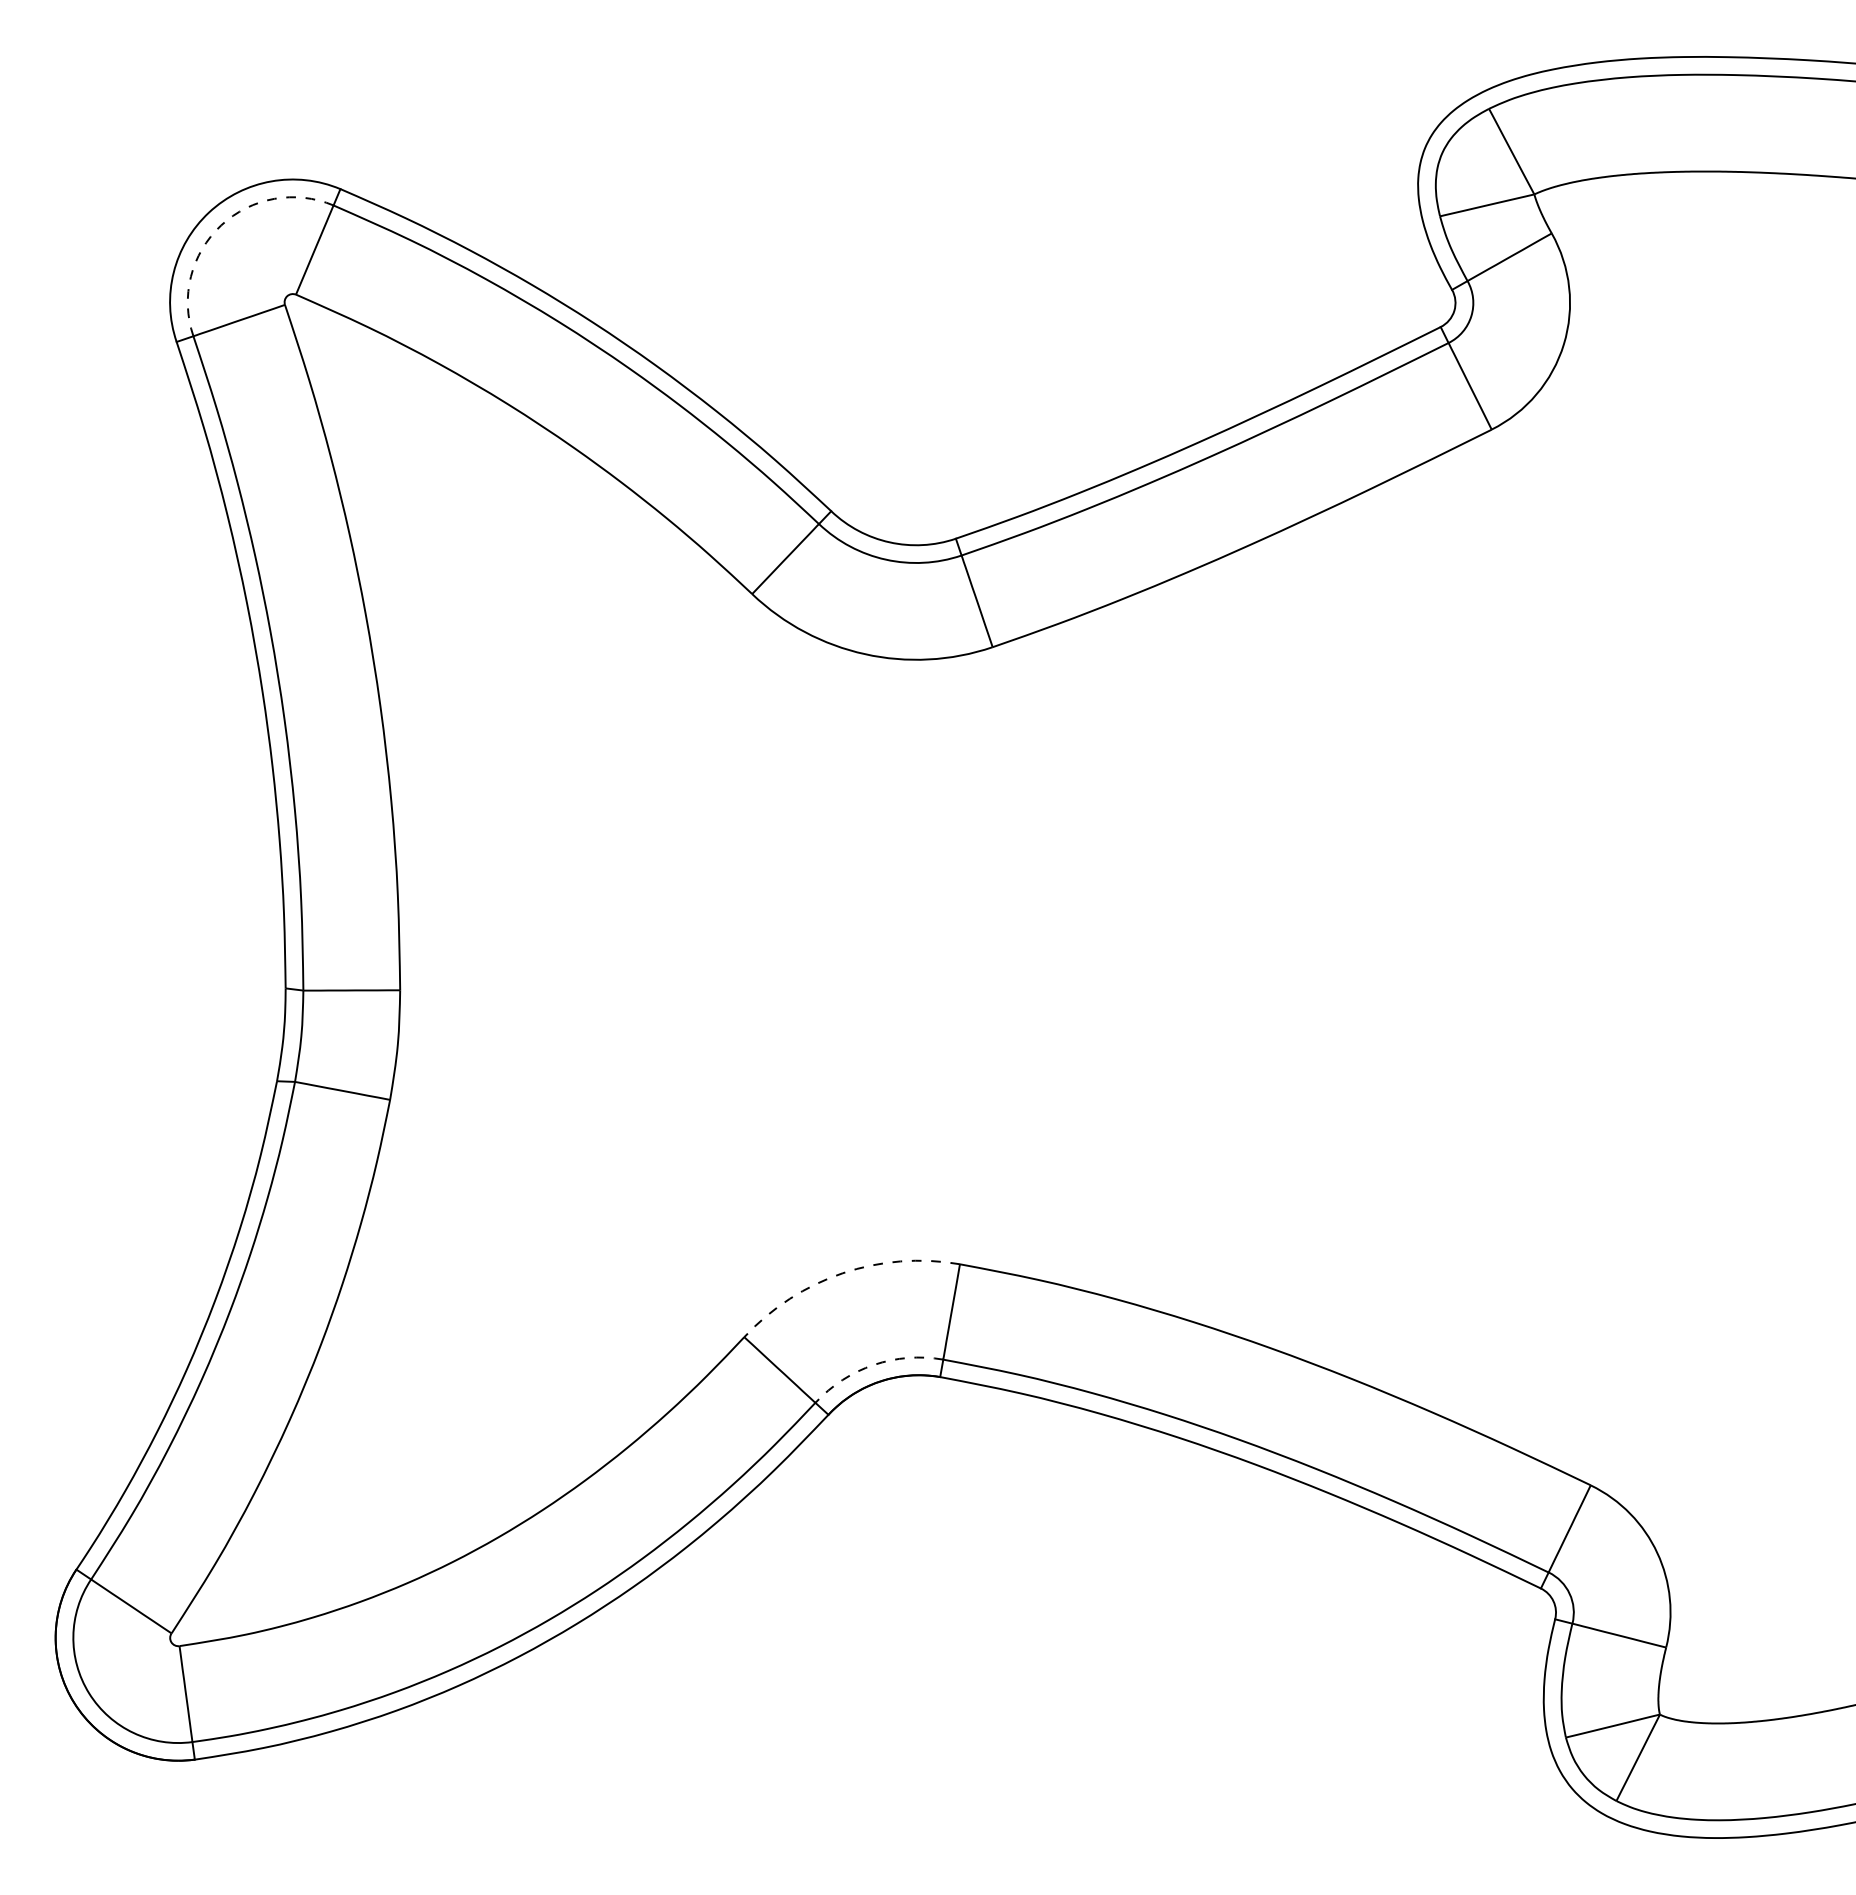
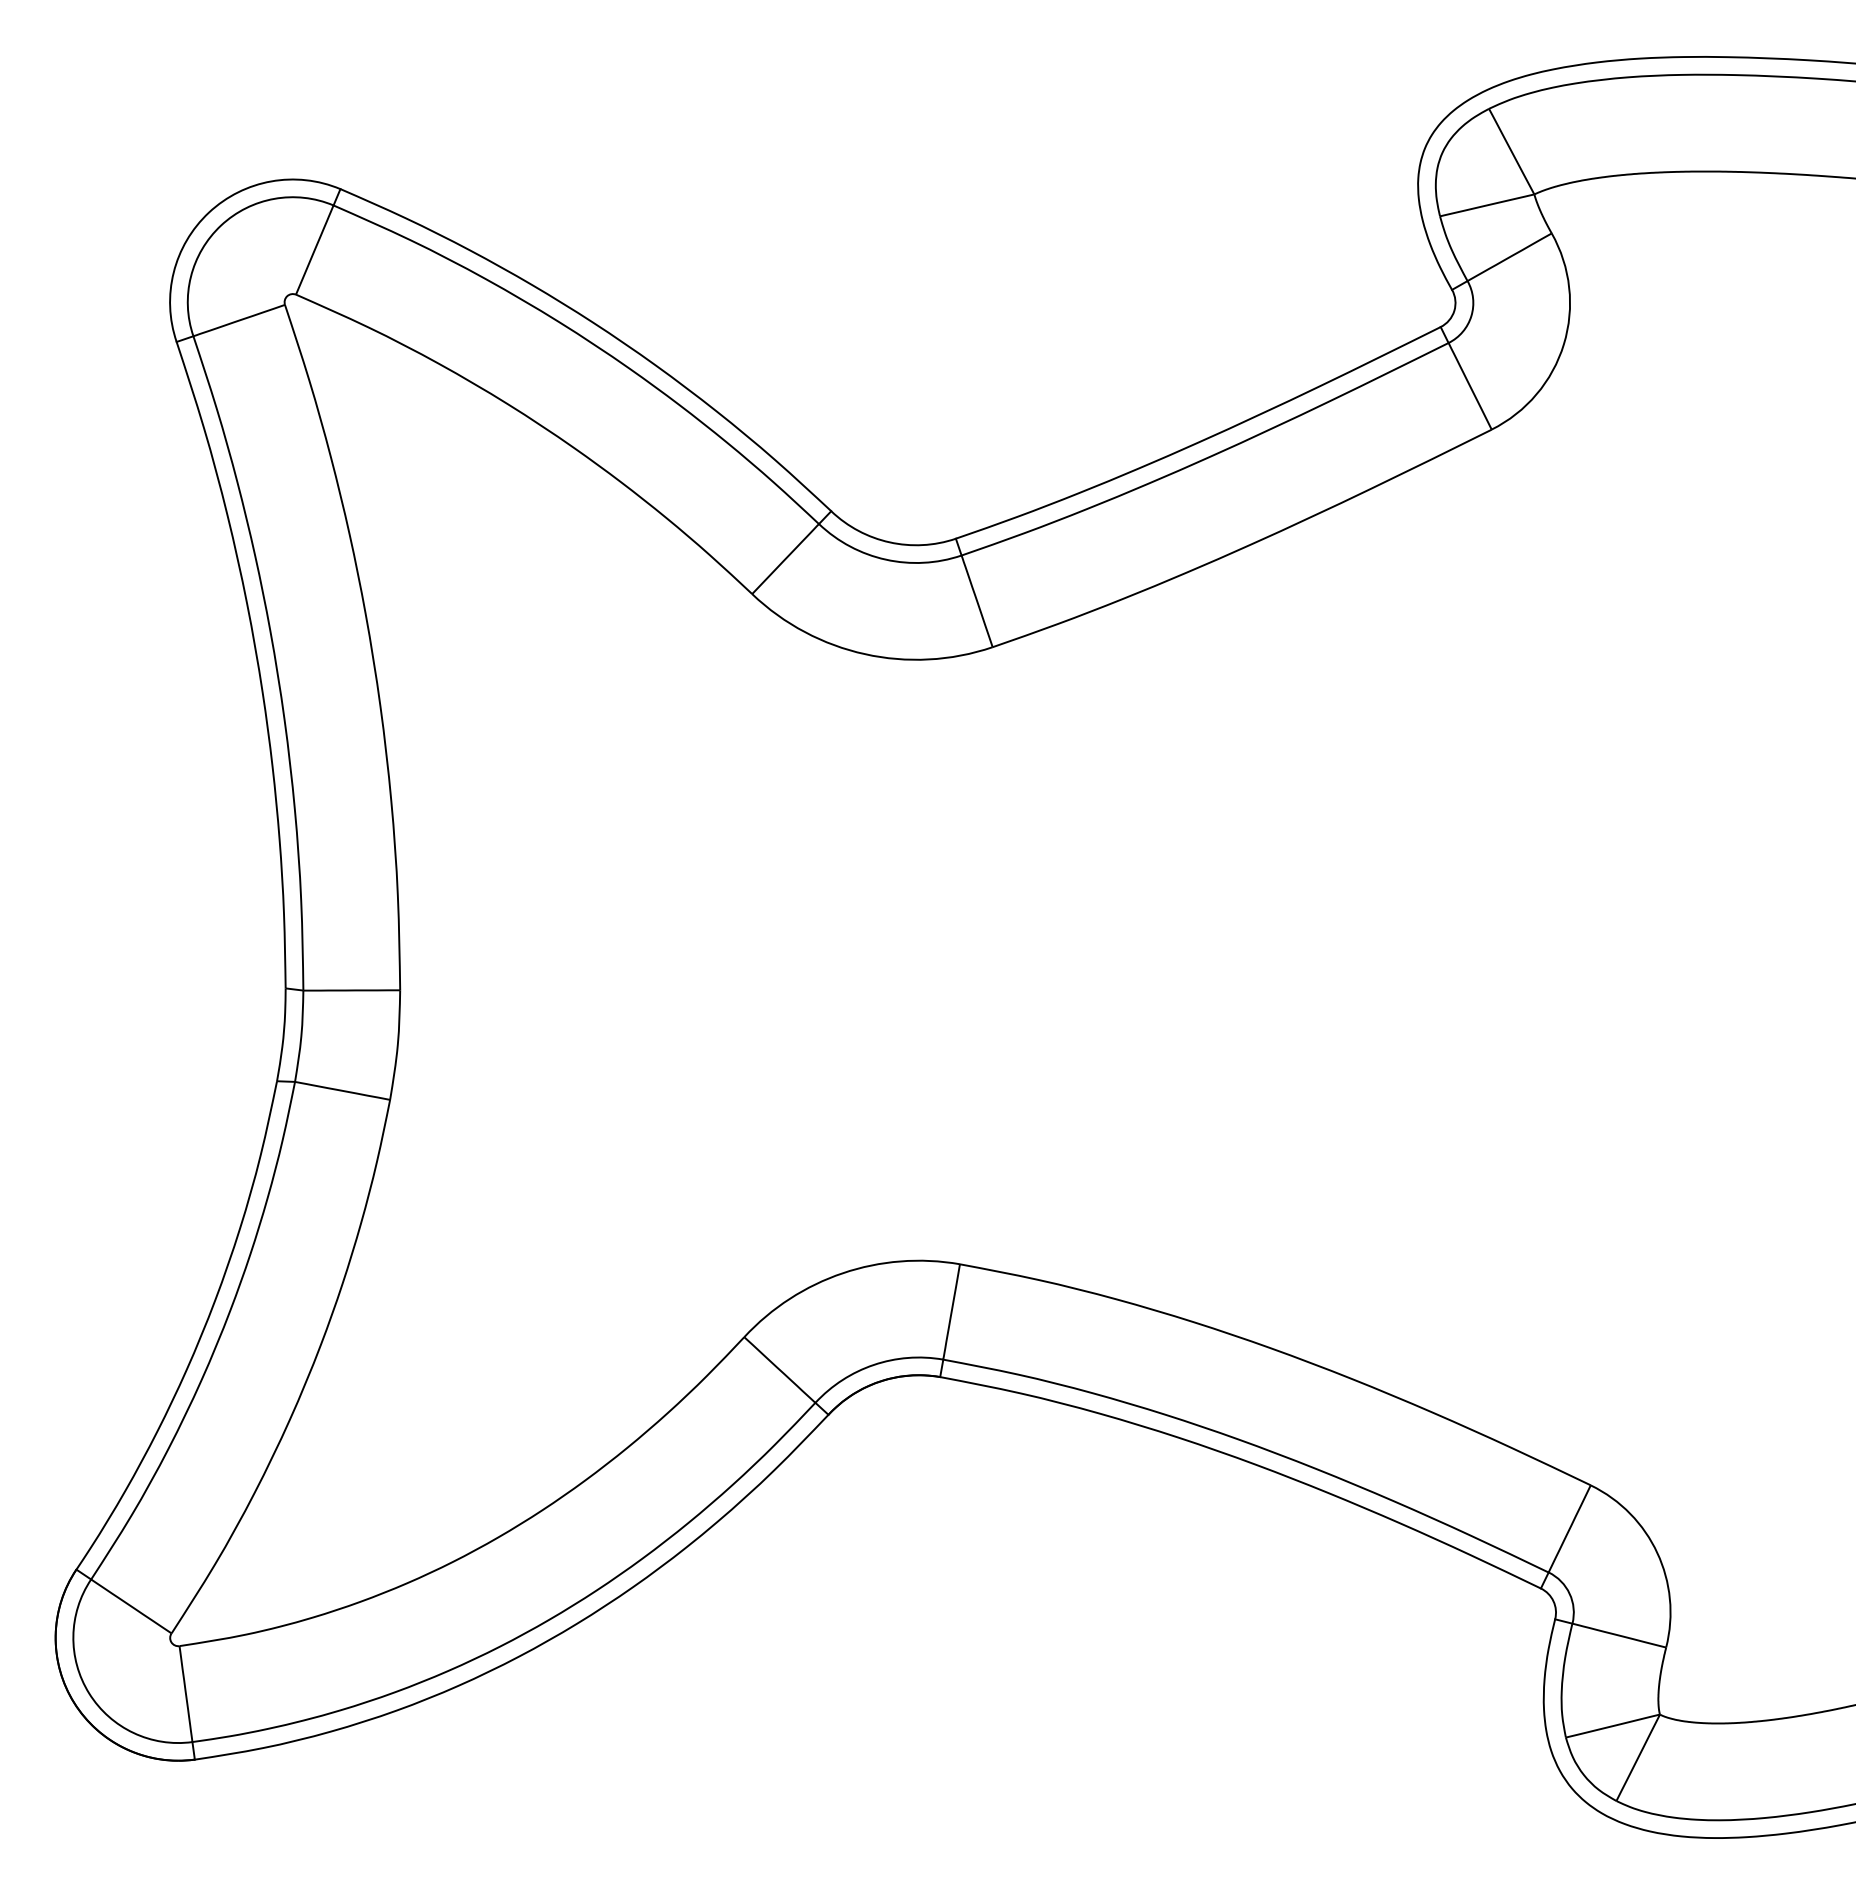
arc: dashed -> solid (221, 225)
arc: dashed -> solid (842, 1273)
arc: dashed -> solid (873, 1364)
